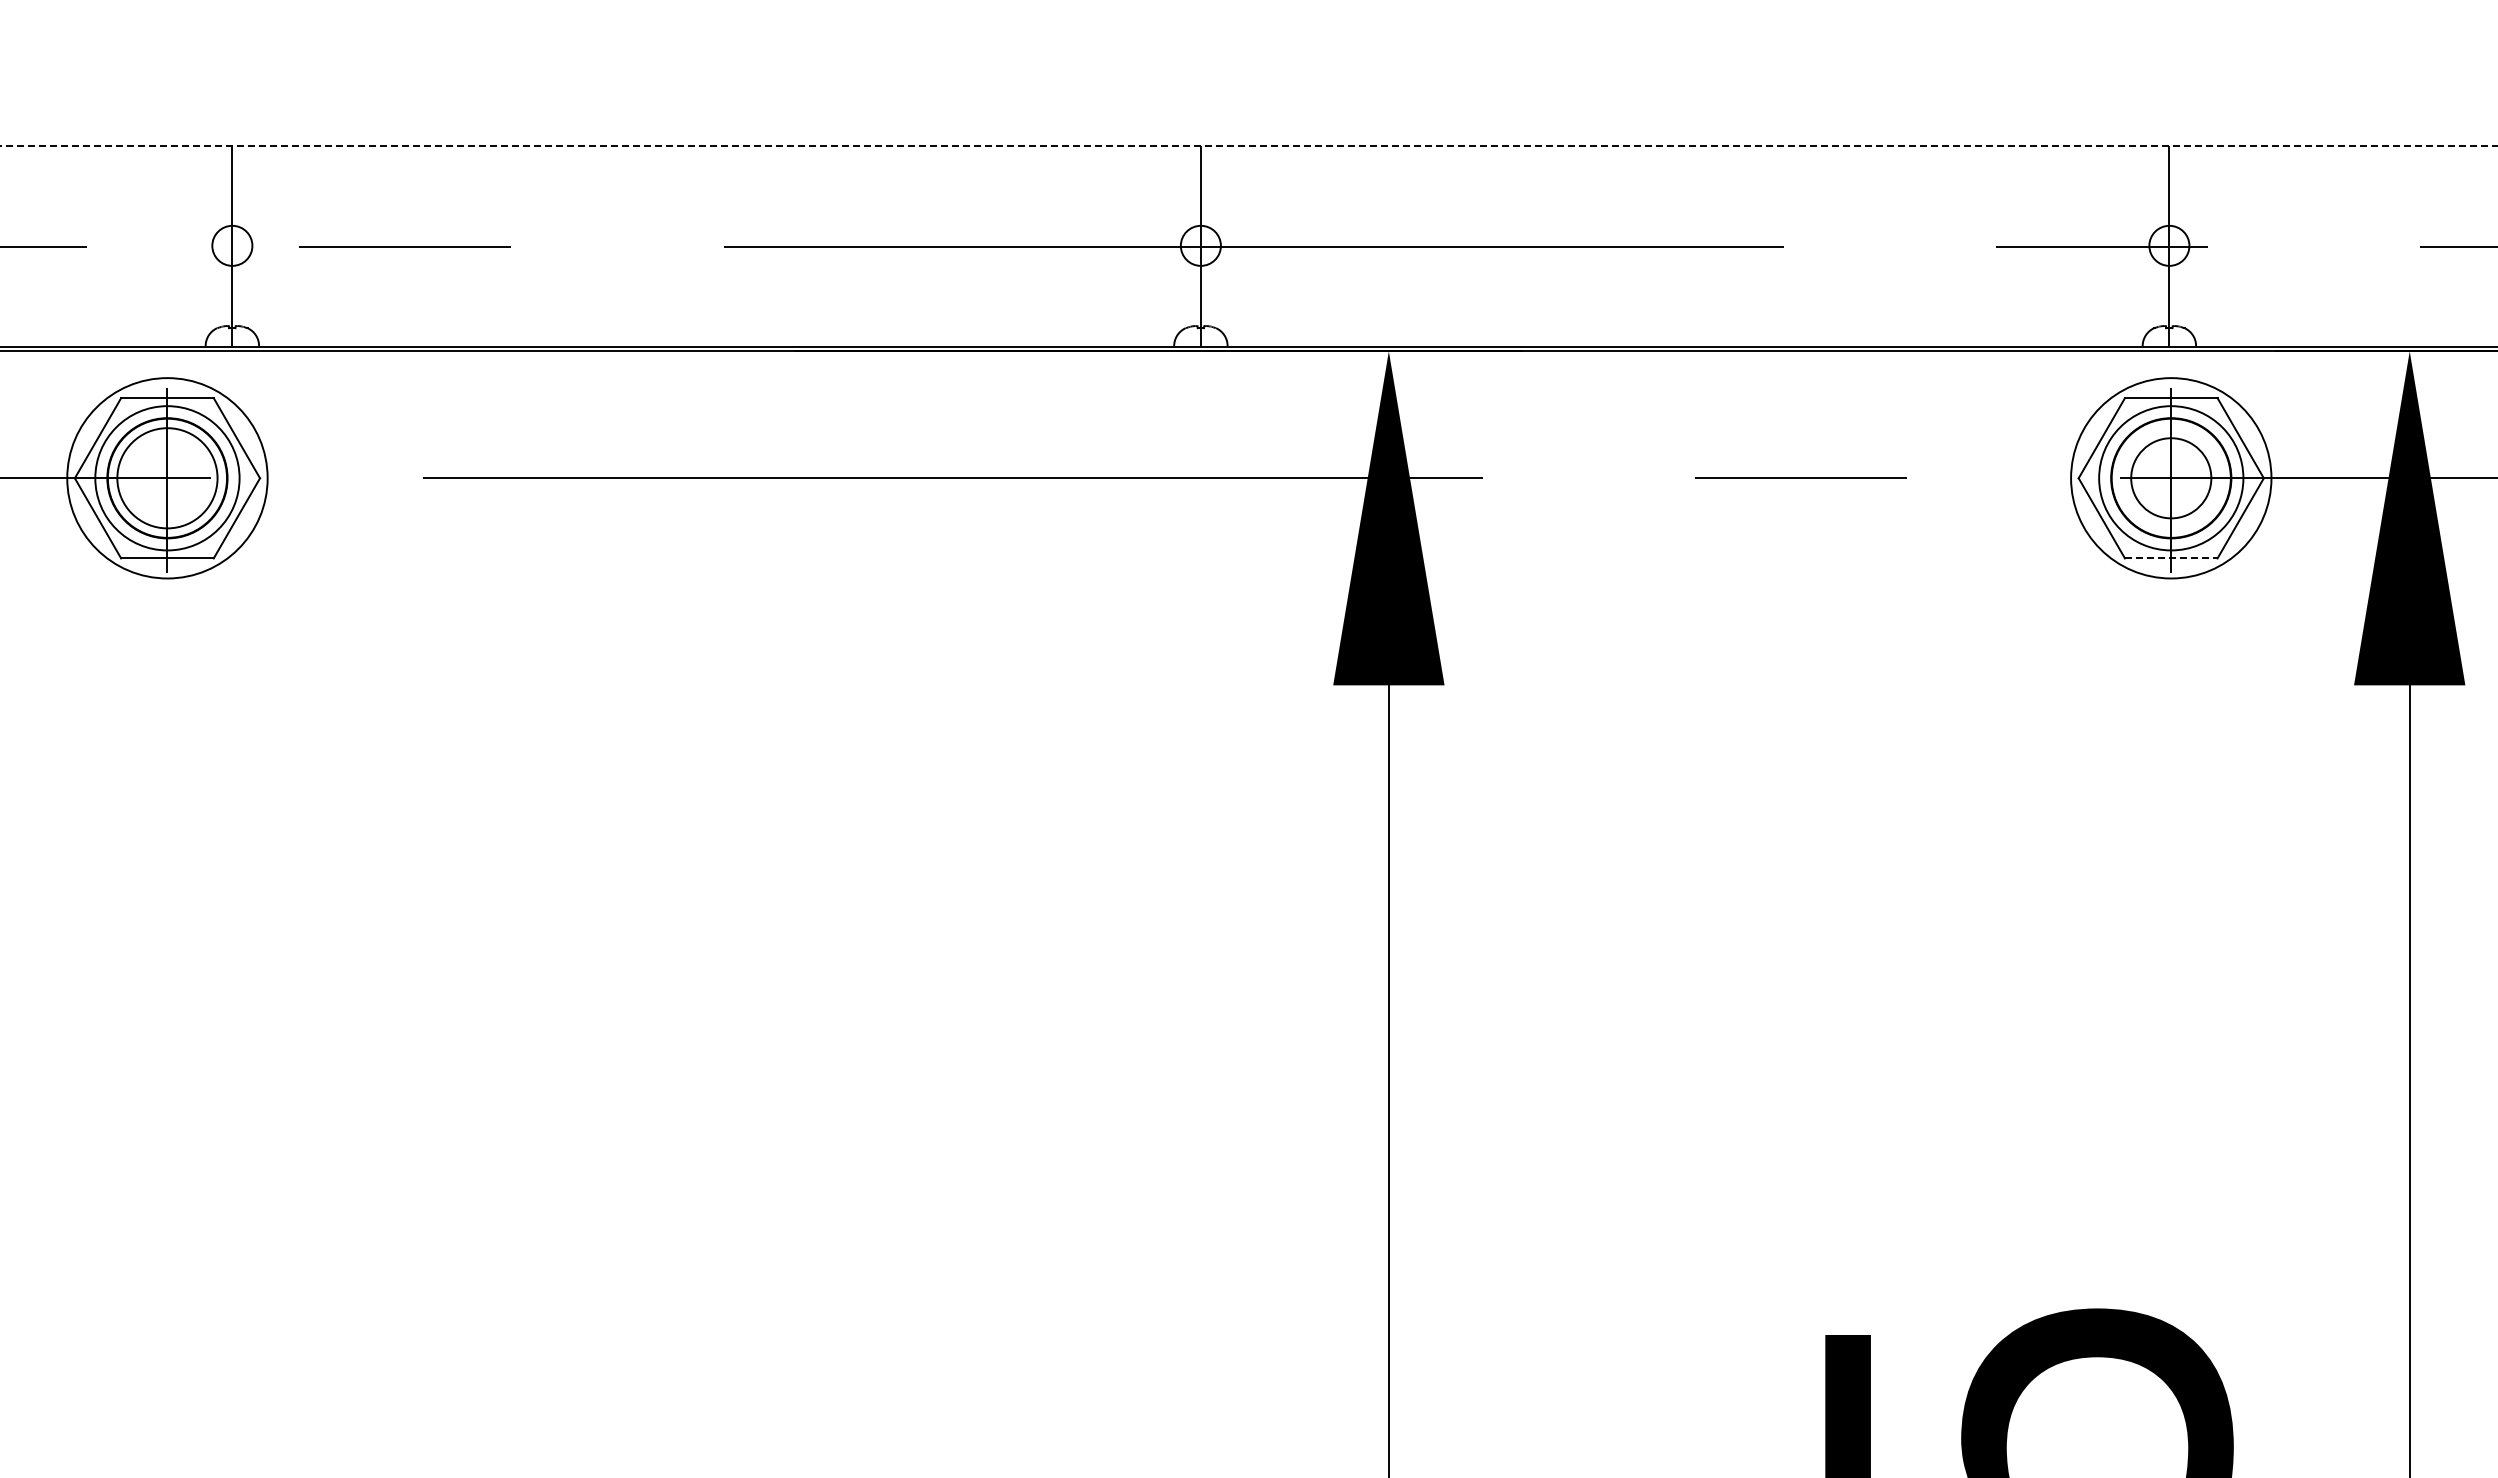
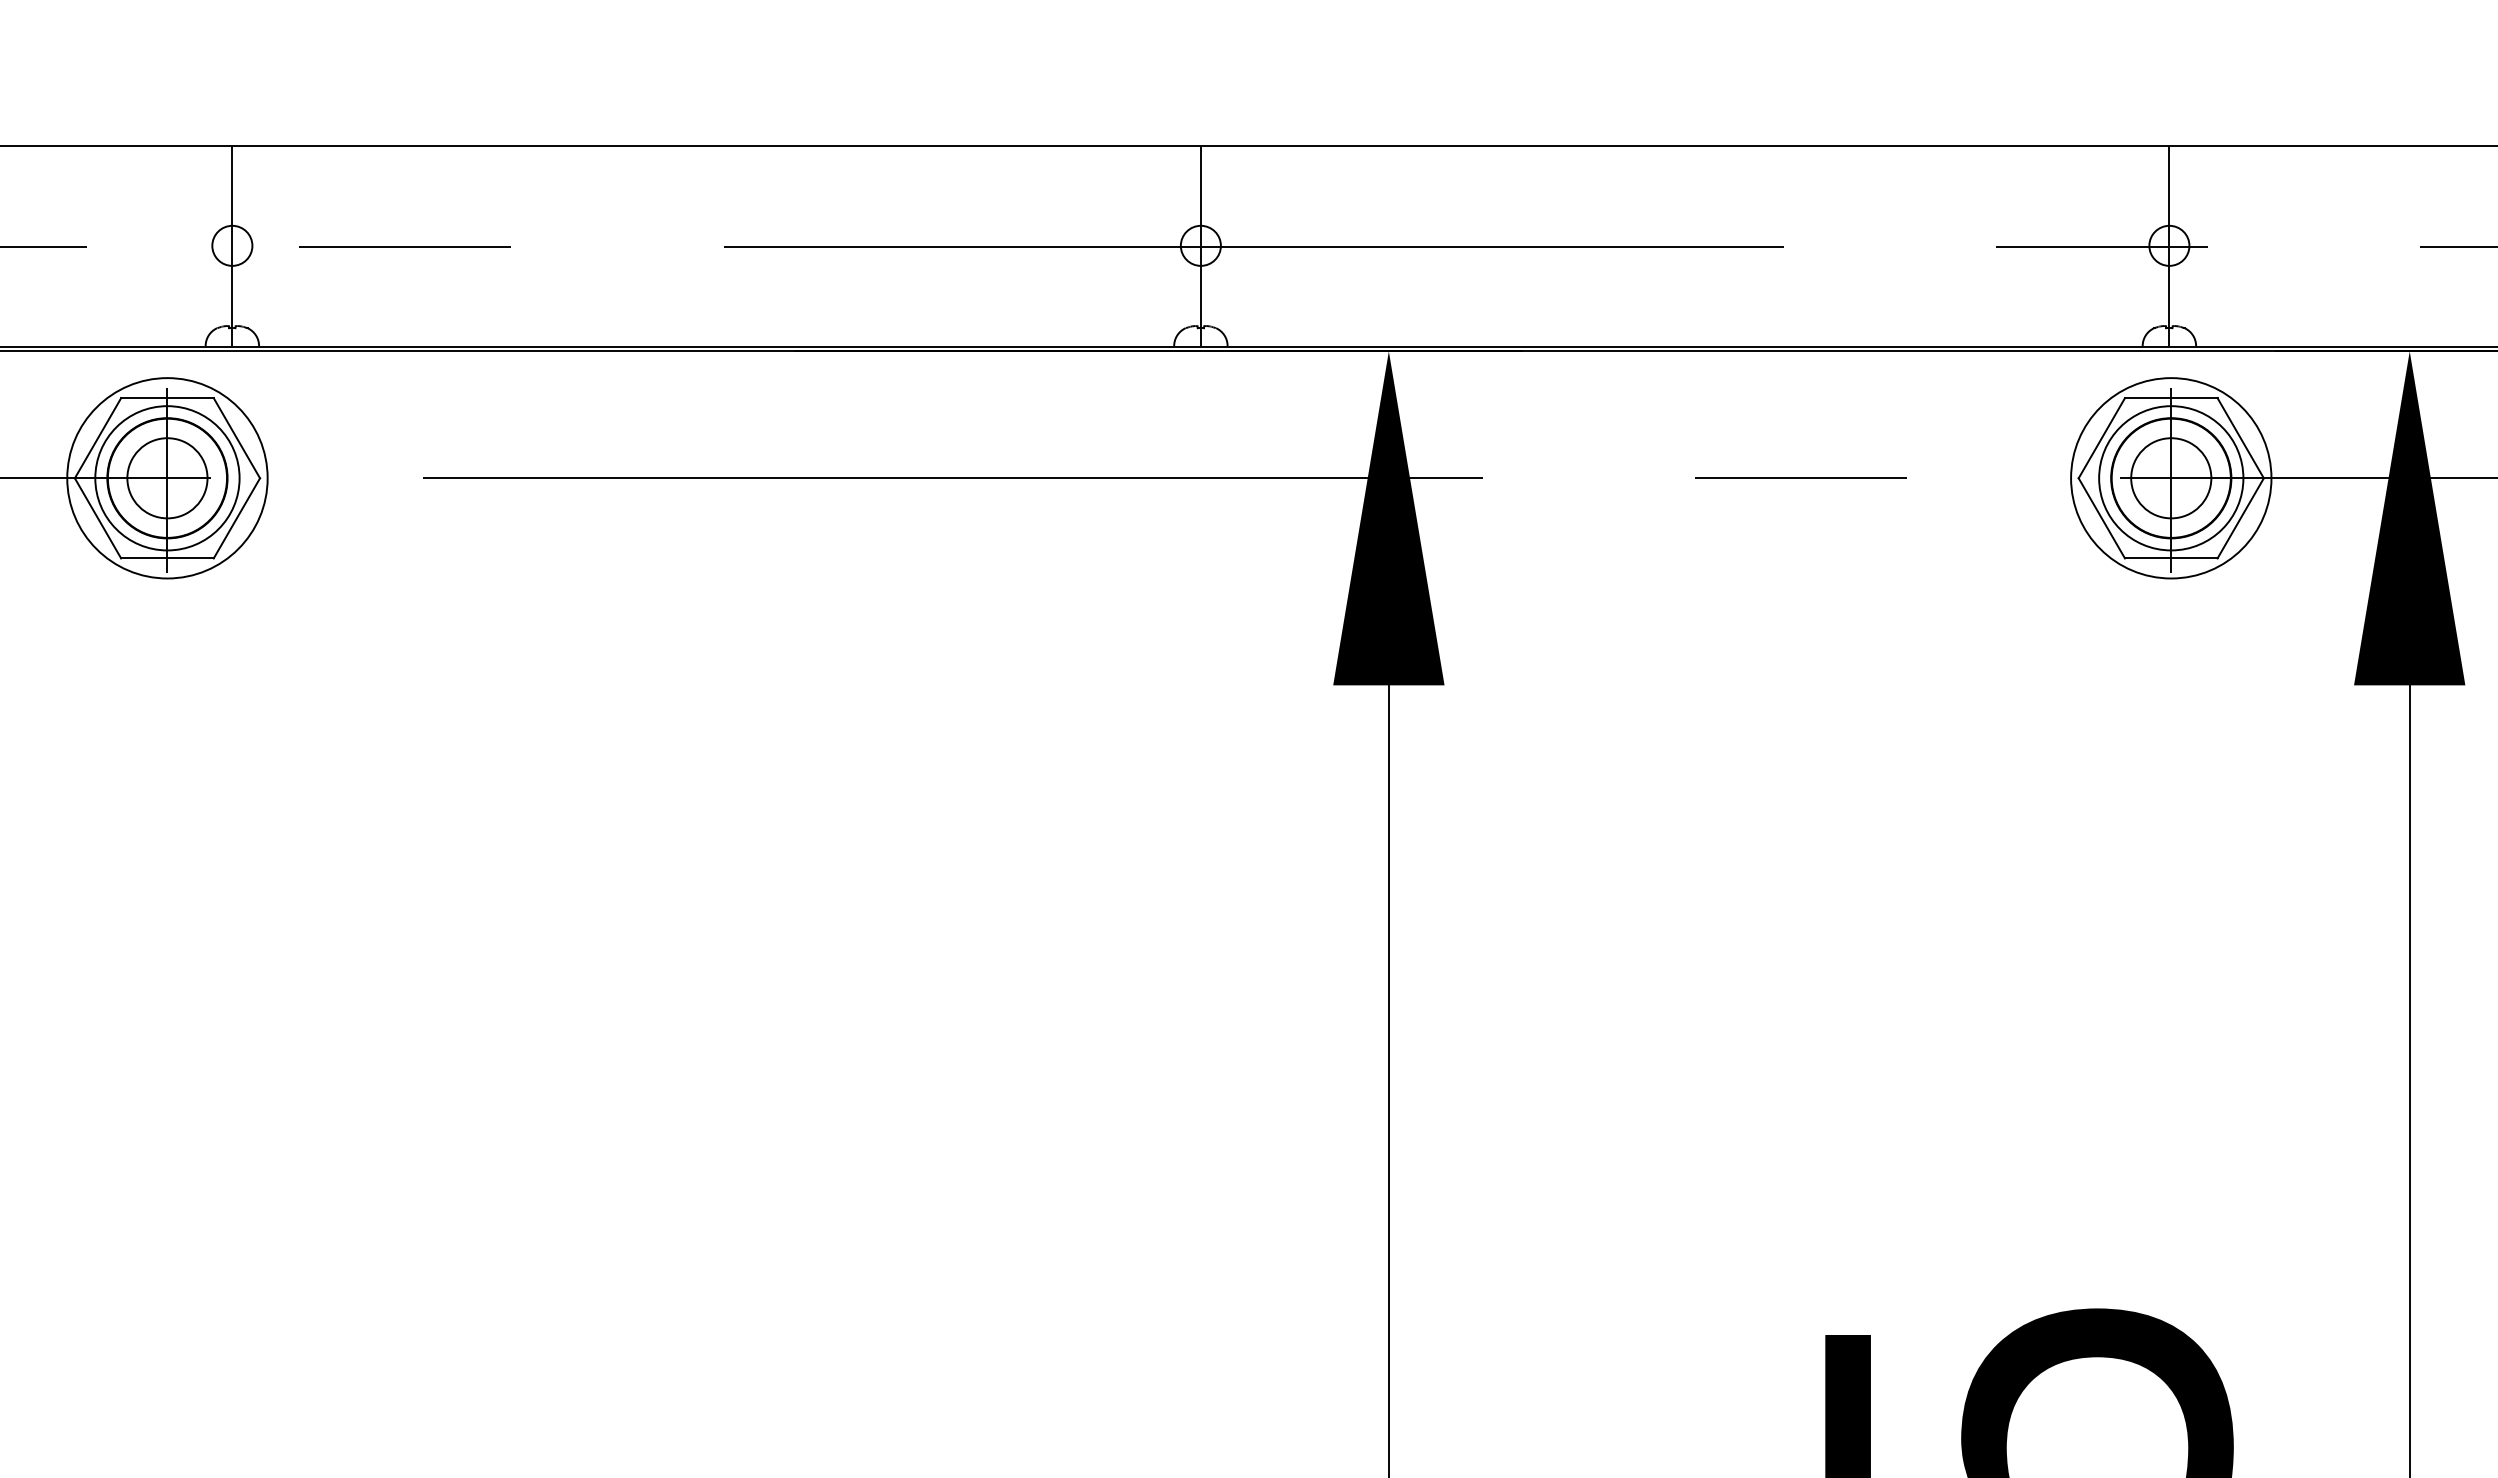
line: dashed -> solid (1249, 146)
circle diameter: 100 px -> 80 px (167, 478)
line: dashed -> solid (2171, 558)
